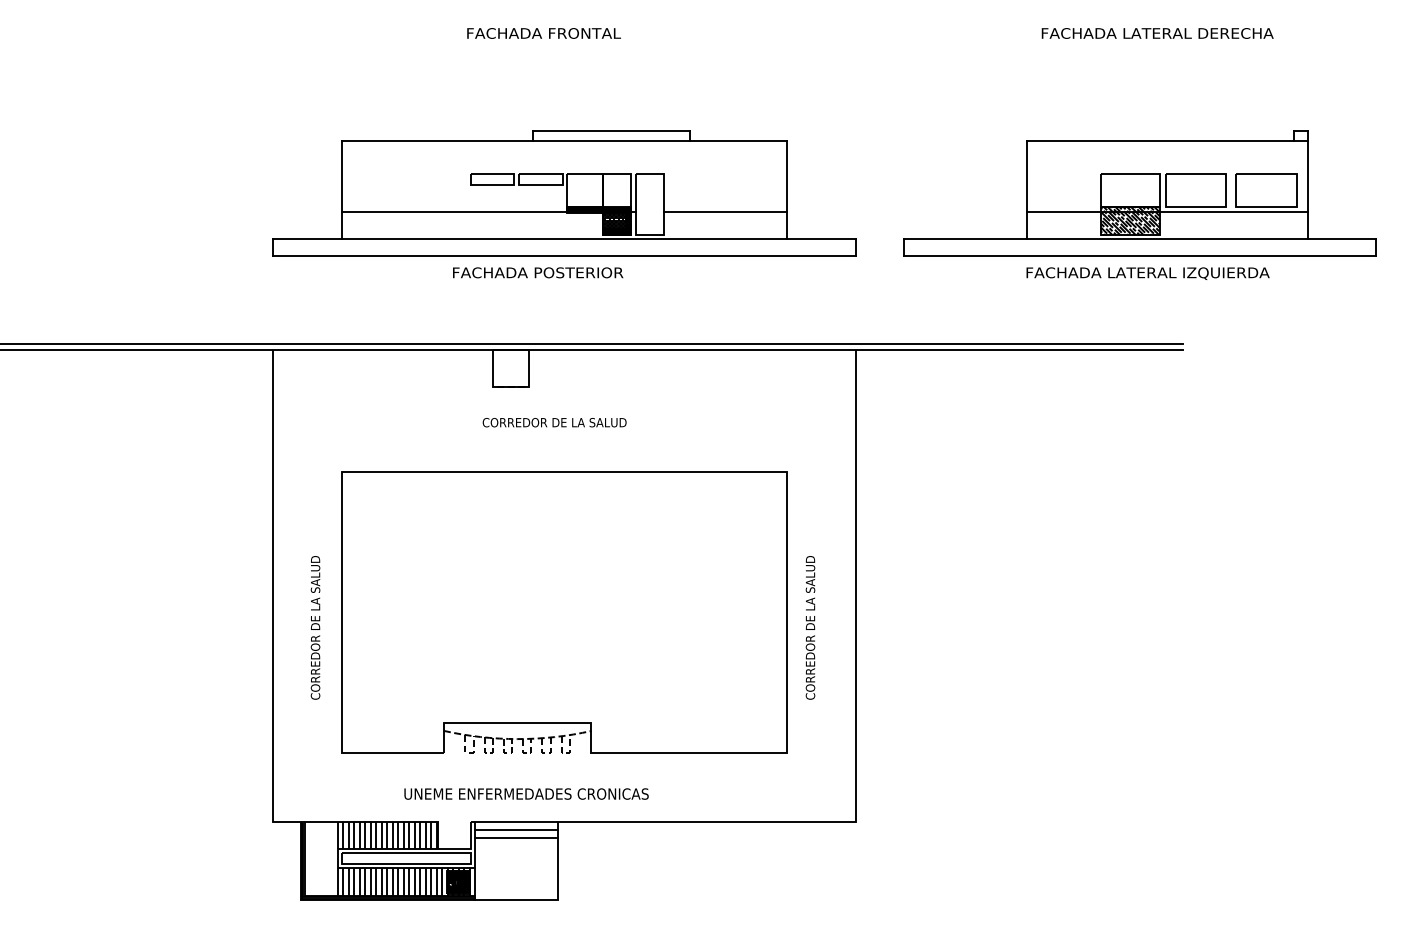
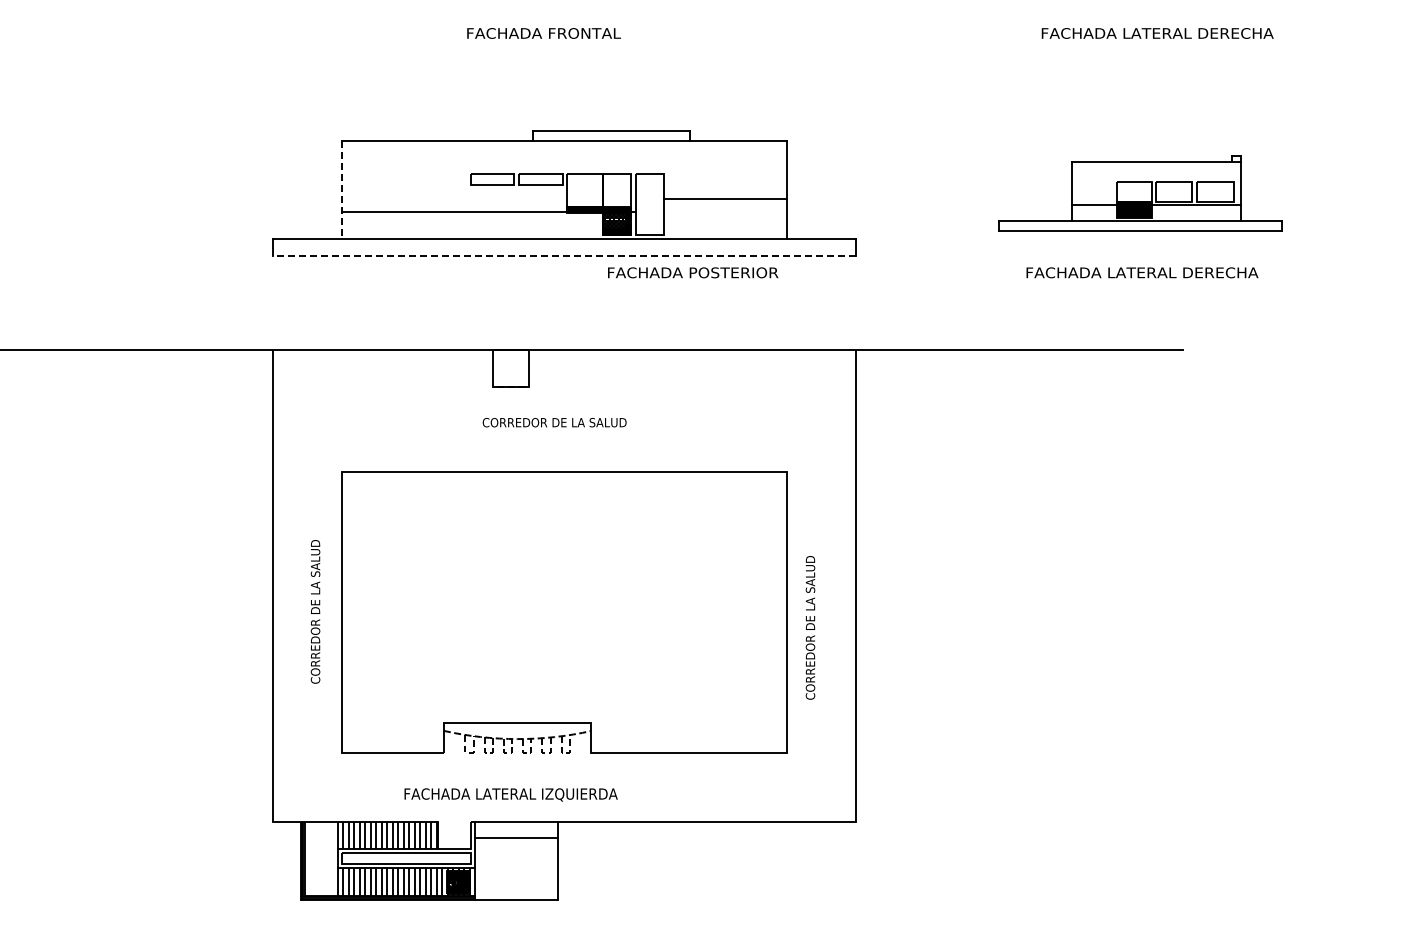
line: solid -> dashed (341, 190)
part size: 474x127 px -> 285x77 px (1140, 193)
line position: (725, 211) -> (725, 198) (725, 198)
line: solid -> dashed (564, 255)
text position: (538, 272) -> (693, 272) (693, 272)
text: FACHADA LATERAL IZQUIERDA -> FACHADA LATERAL DERECHA (1226, 273)
line: present -> none (592, 344)
text position: (315, 627) -> (315, 611) (315, 611)
text: UNEME ENFERMEDADES CRONICAS -> FACHADA LATERAL IZQUIERDA (526, 794)
line: present -> none (516, 829)
